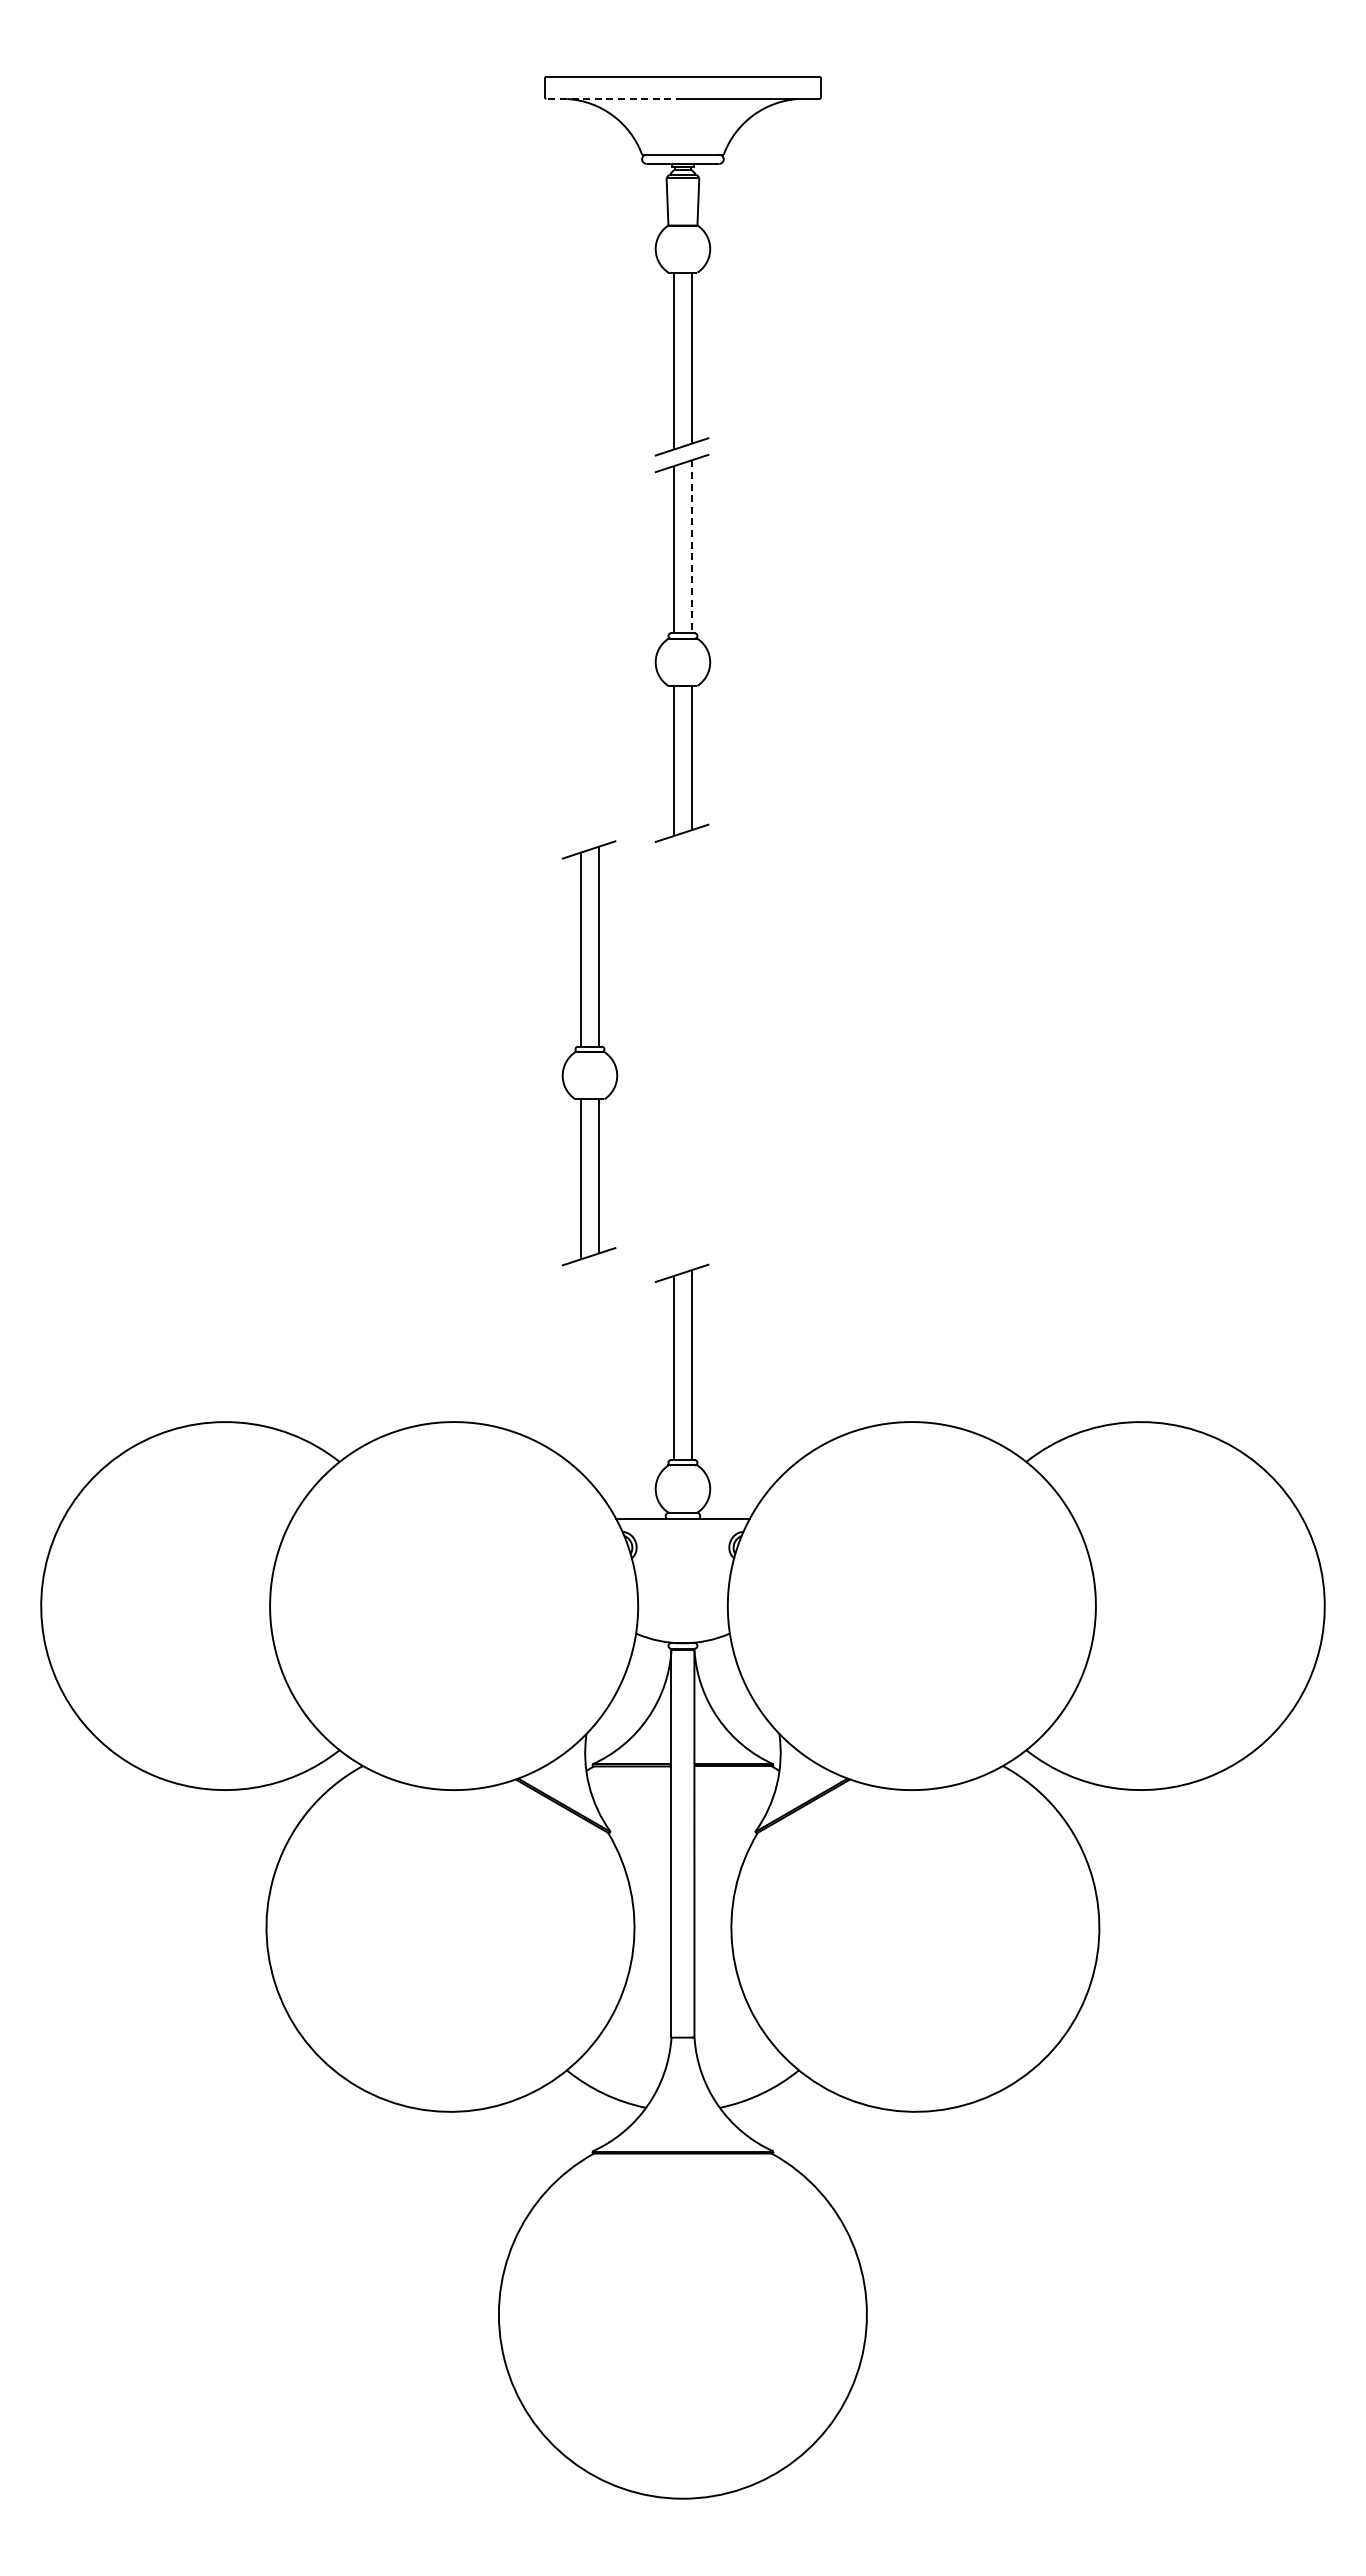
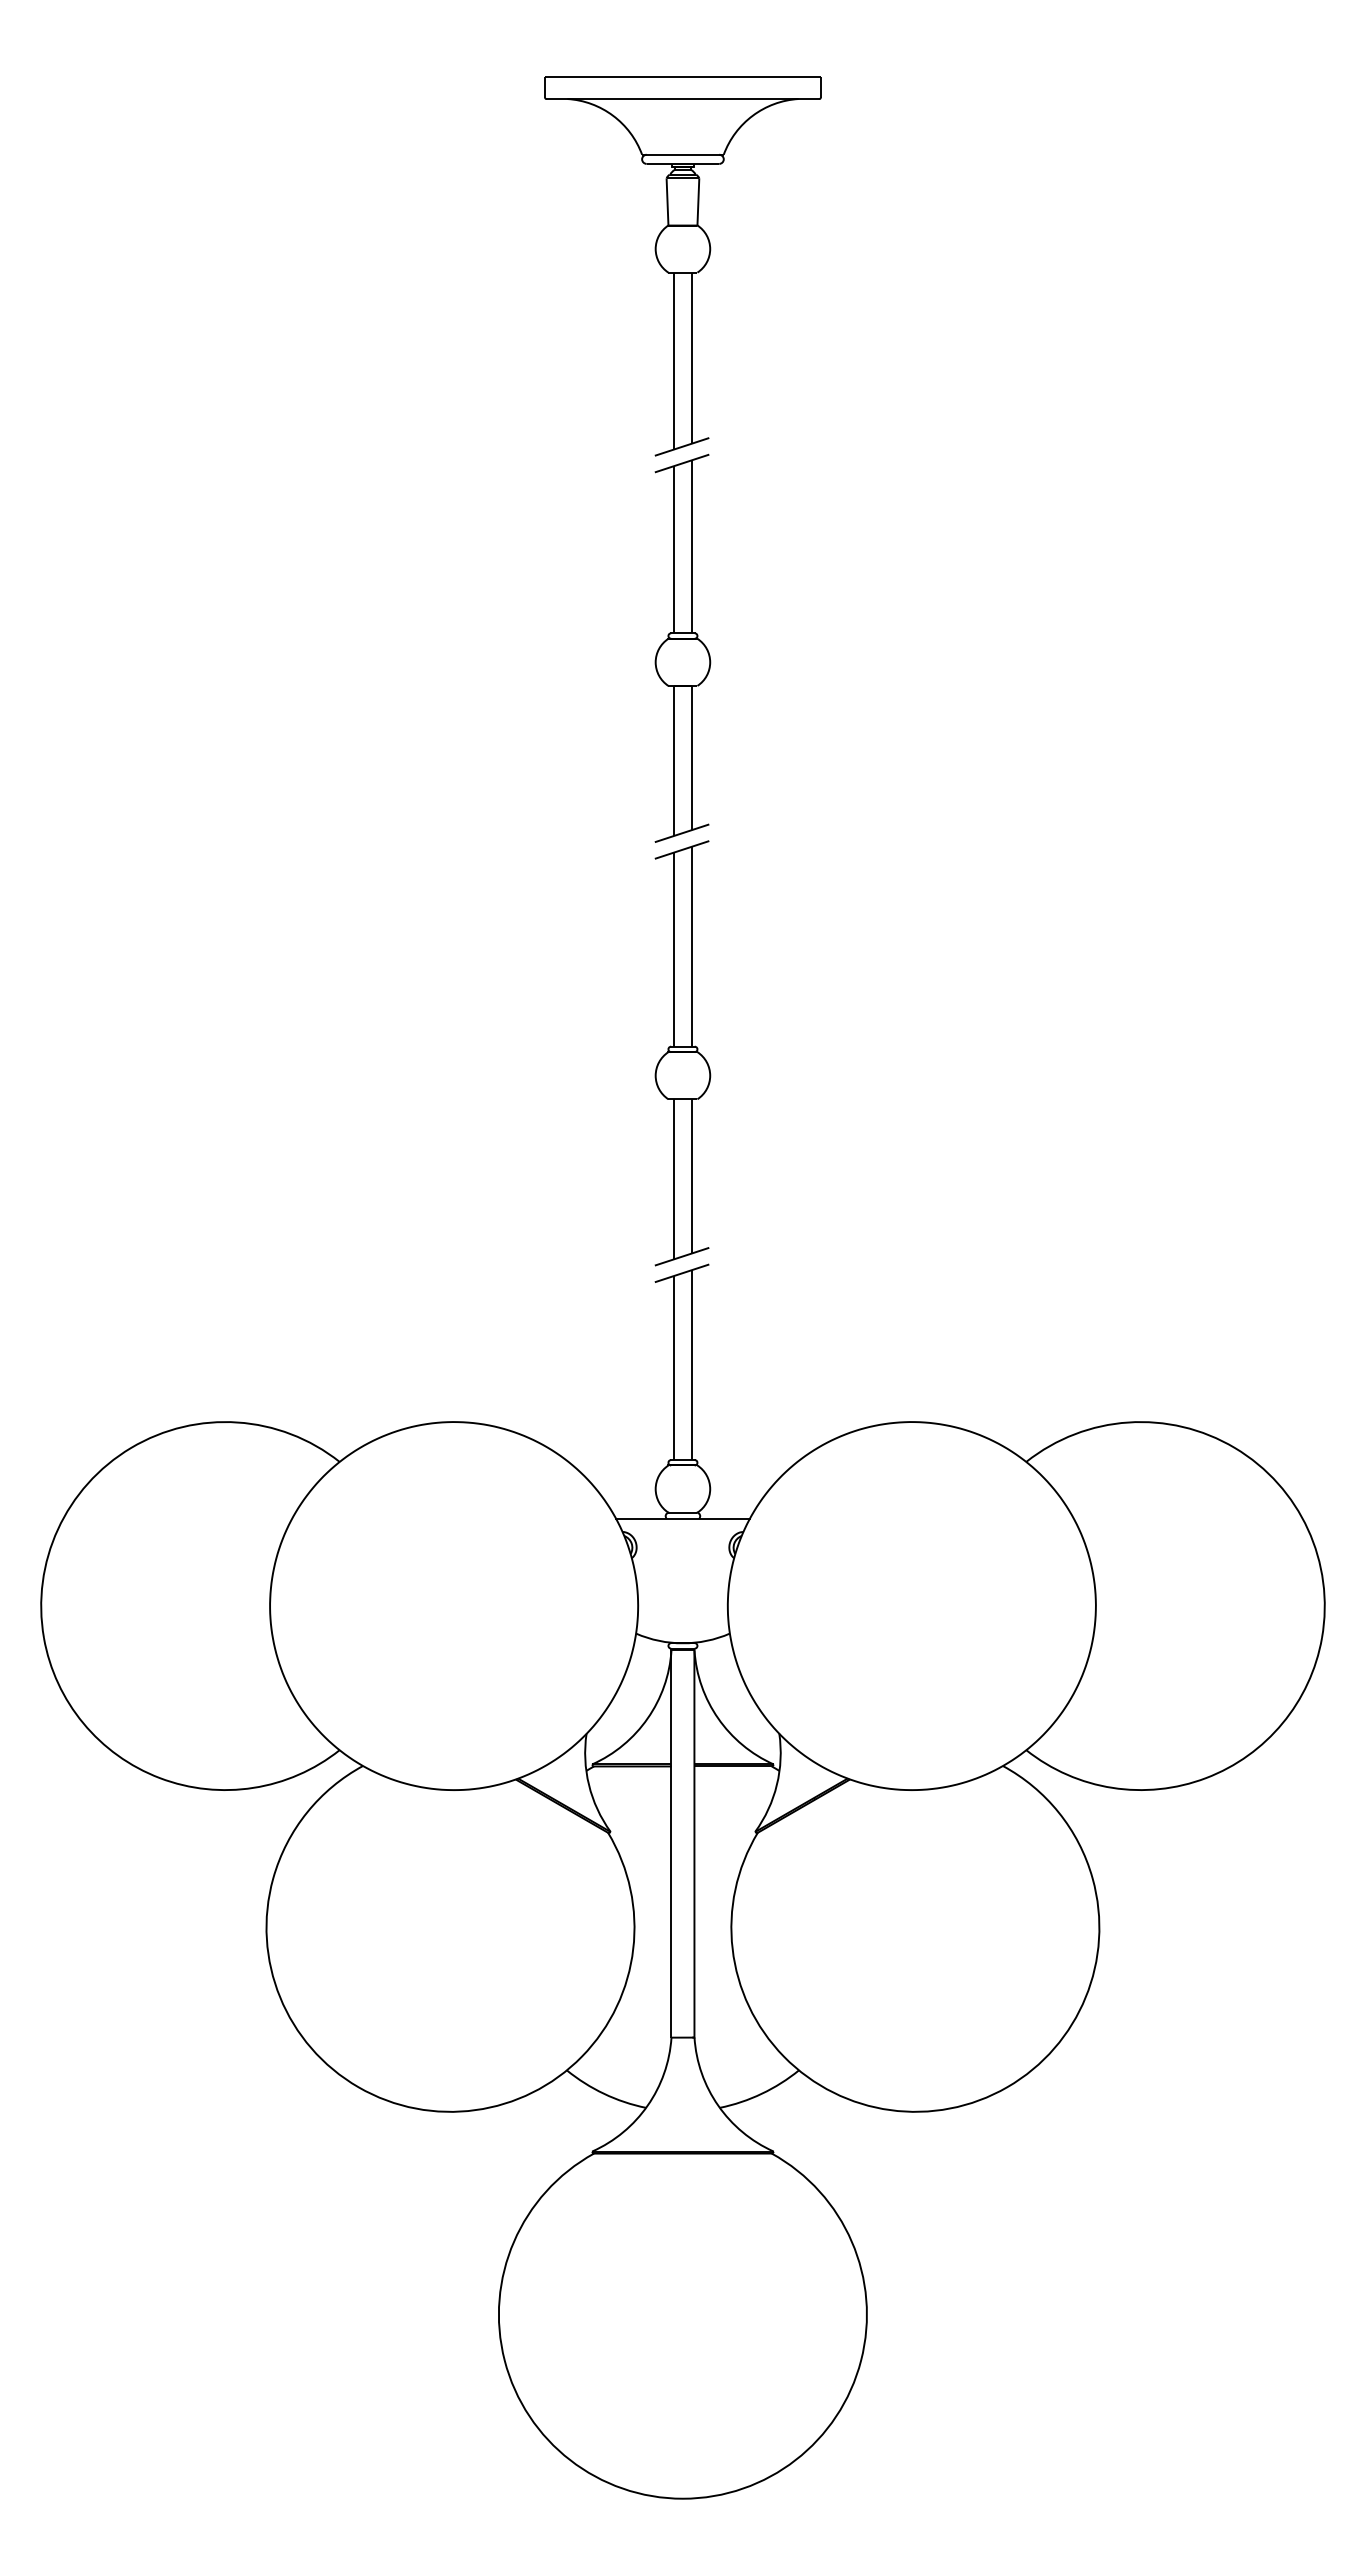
line: dashed -> solid (614, 99)
line: dashed -> solid (691, 547)
part position: (589, 1053) -> (682, 1053) (682, 1053)
